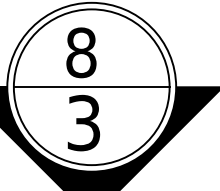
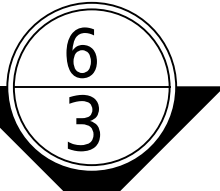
text: 8 -> 6 (81, 52)
